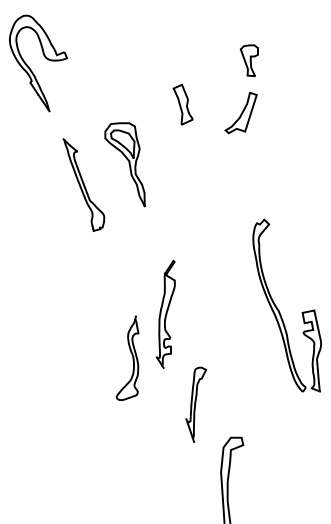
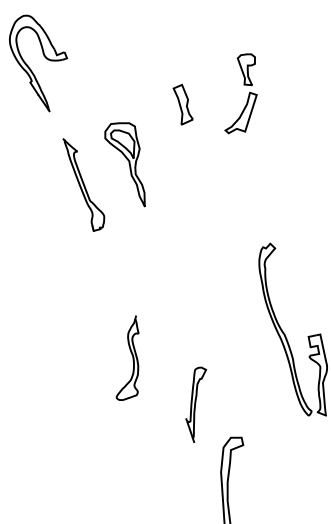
curve position: (249, 60) -> (246, 69) (246, 69)
part position: (278, 308) -> (284, 332) (284, 332)
part: present -> none (165, 313)
